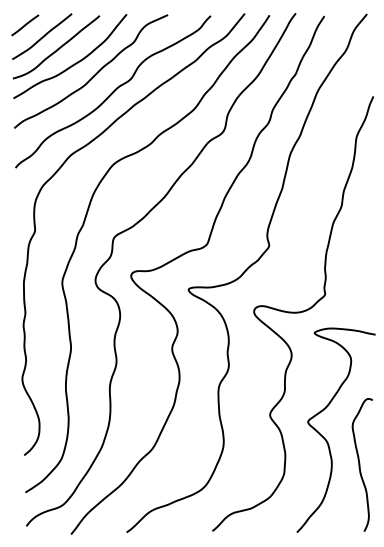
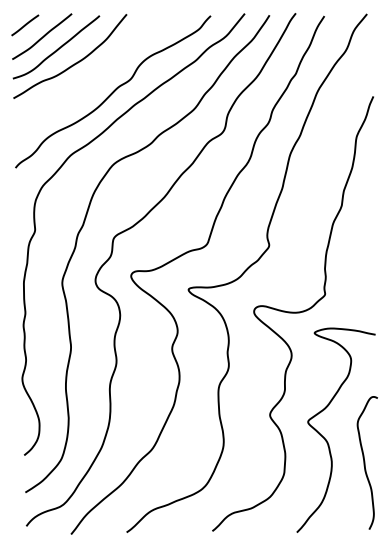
curve: present -> none (94, 74)
curve position: (360, 464) -> (365, 462) (365, 462)
